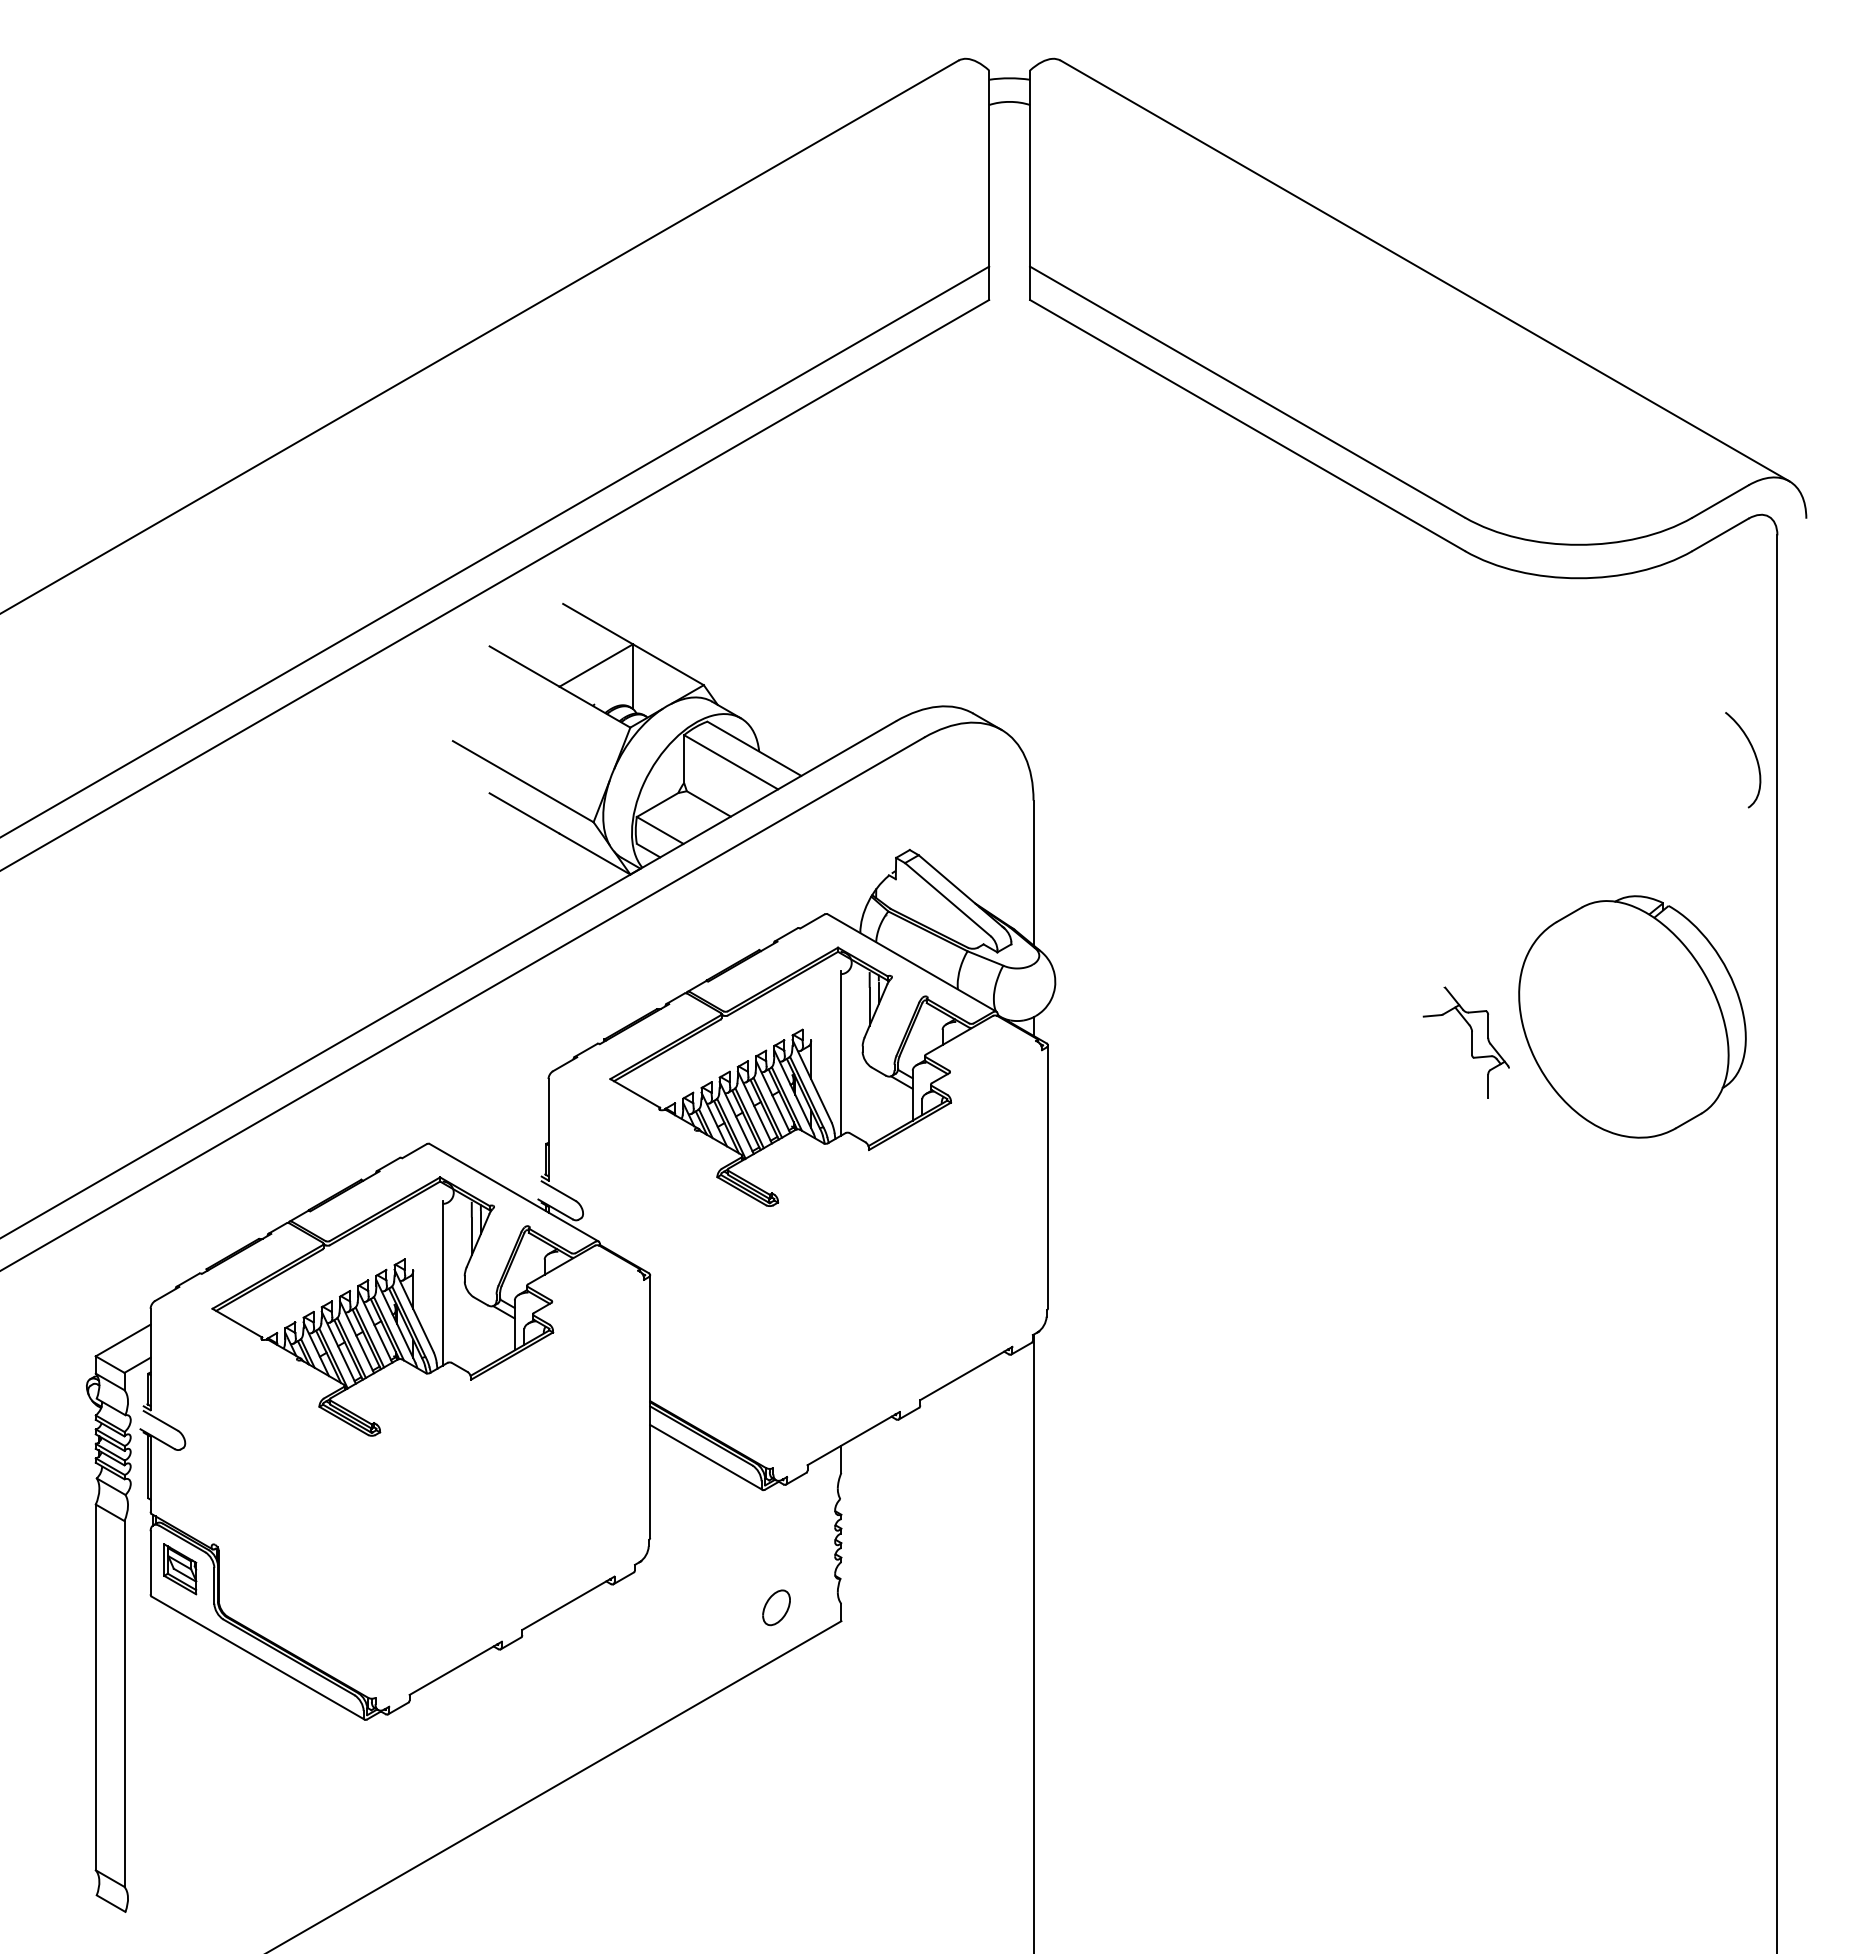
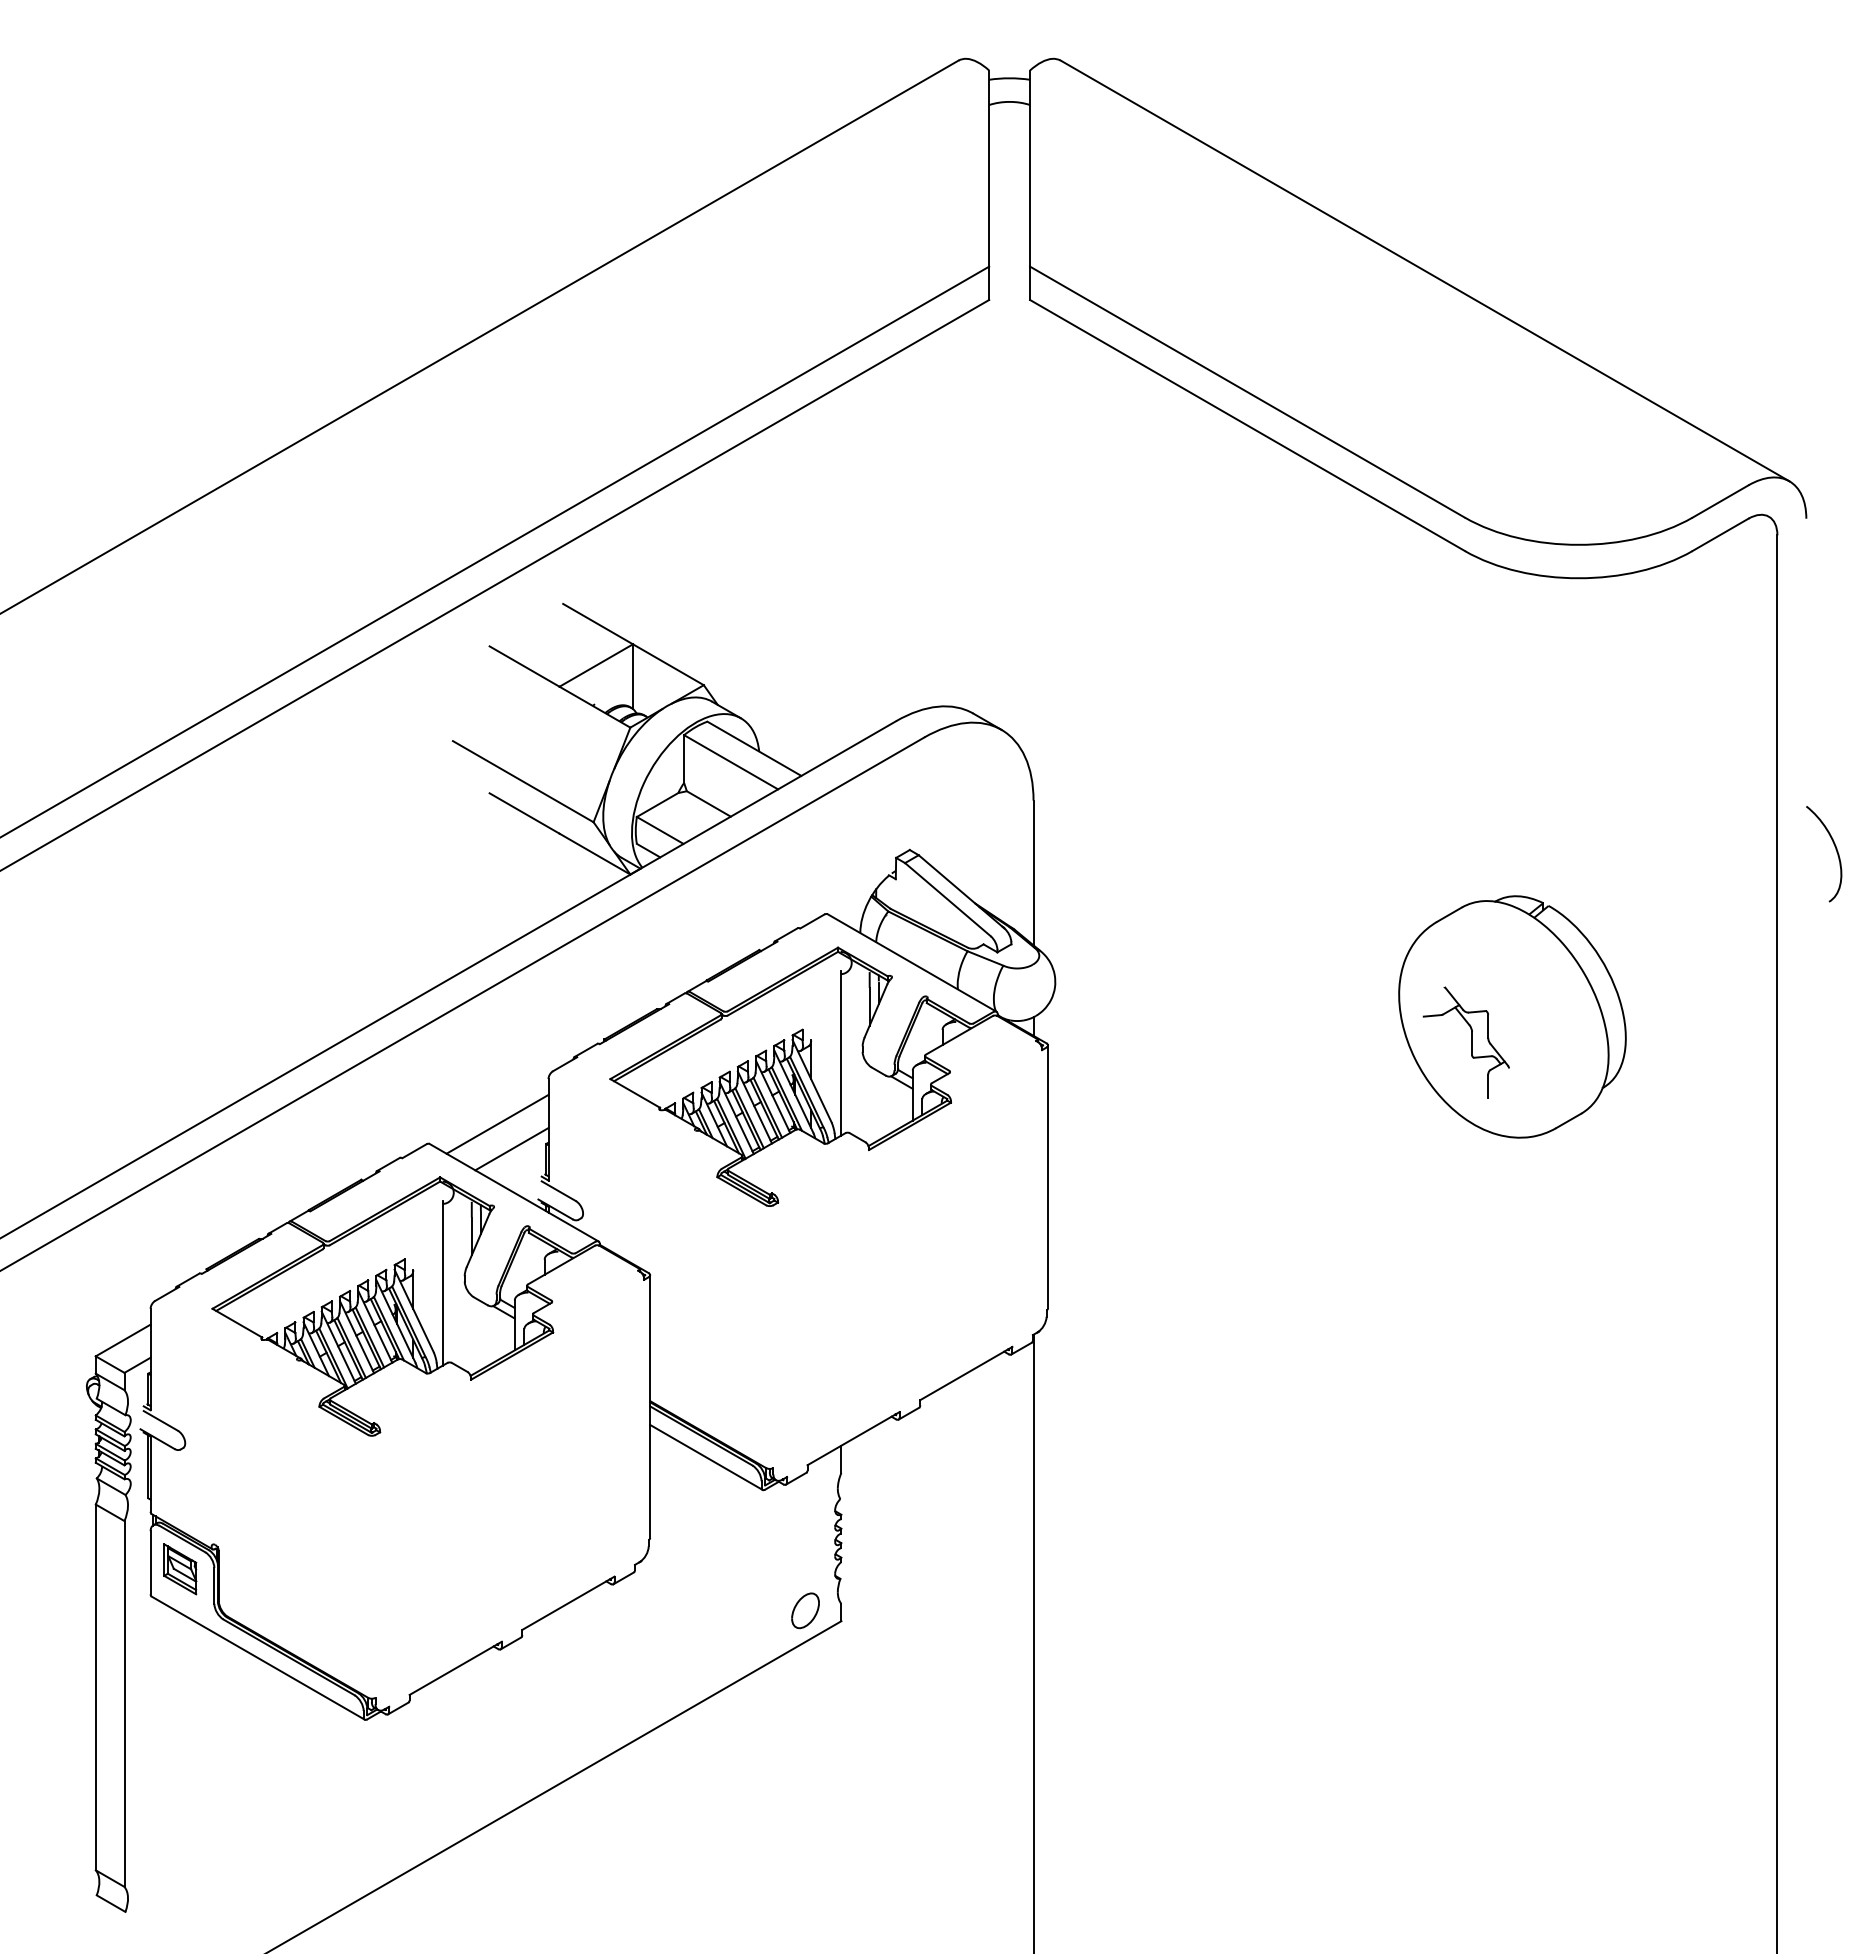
curve position: (1754, 755) -> (1835, 849) (1835, 849)
part position: (1632, 1016) -> (1512, 1016) (1512, 1016)
line: none -> present (497, 1123)
line: none -> present (511, 1149)
part position: (776, 1607) -> (805, 1610) (805, 1610)
